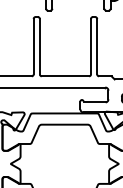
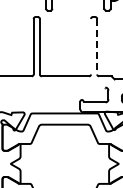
line: present -> none (91, 46)
line: solid -> dashed (97, 46)
line: present -> none (53, 87)
